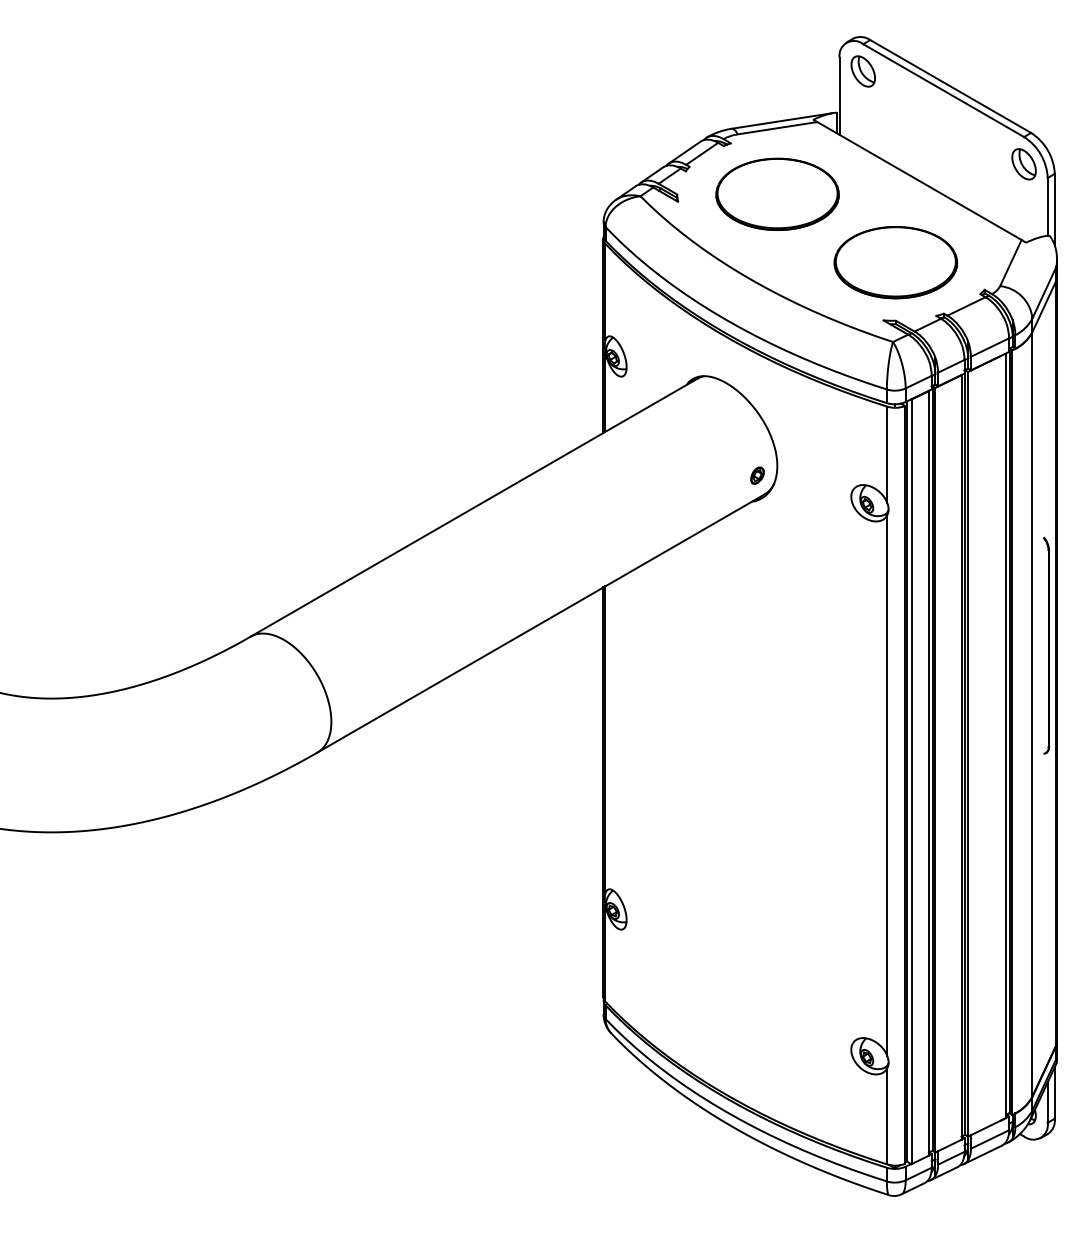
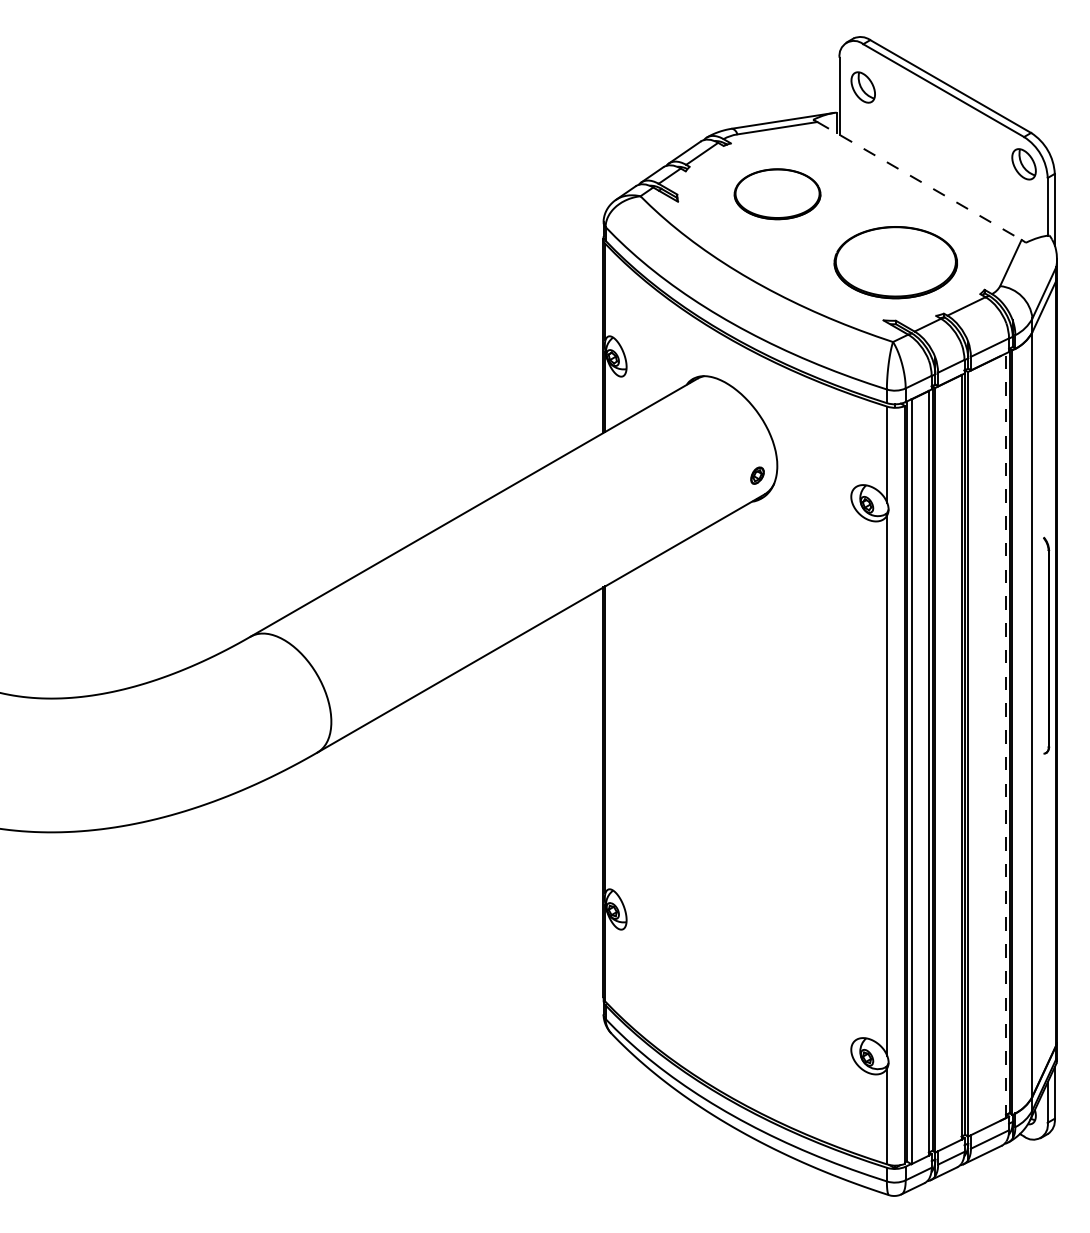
part position: (862, 71) -> (862, 87) (862, 87)
line: solid -> dashed (919, 181)
part size: 125x74 px -> 89x53 px (777, 194)
line: solid -> dashed (1005, 735)
